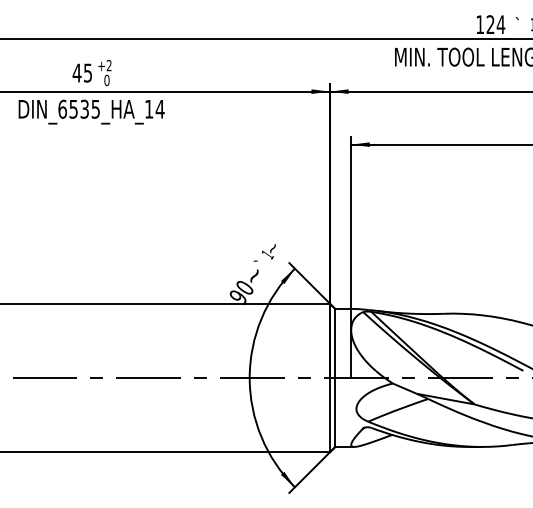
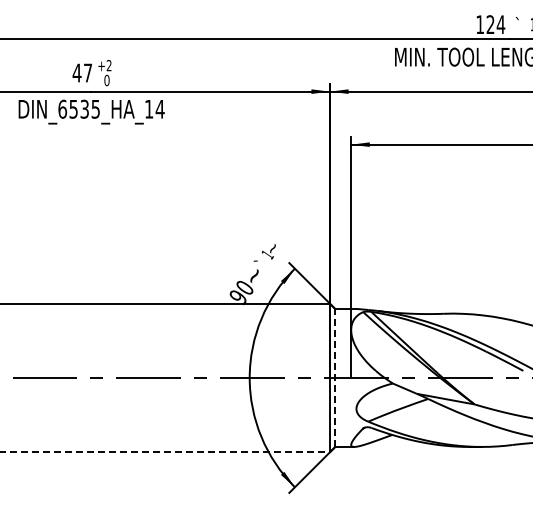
text: 45 -> 47 (88, 72)
line: solid -> dashed (335, 378)
line: solid -> dashed (165, 452)
